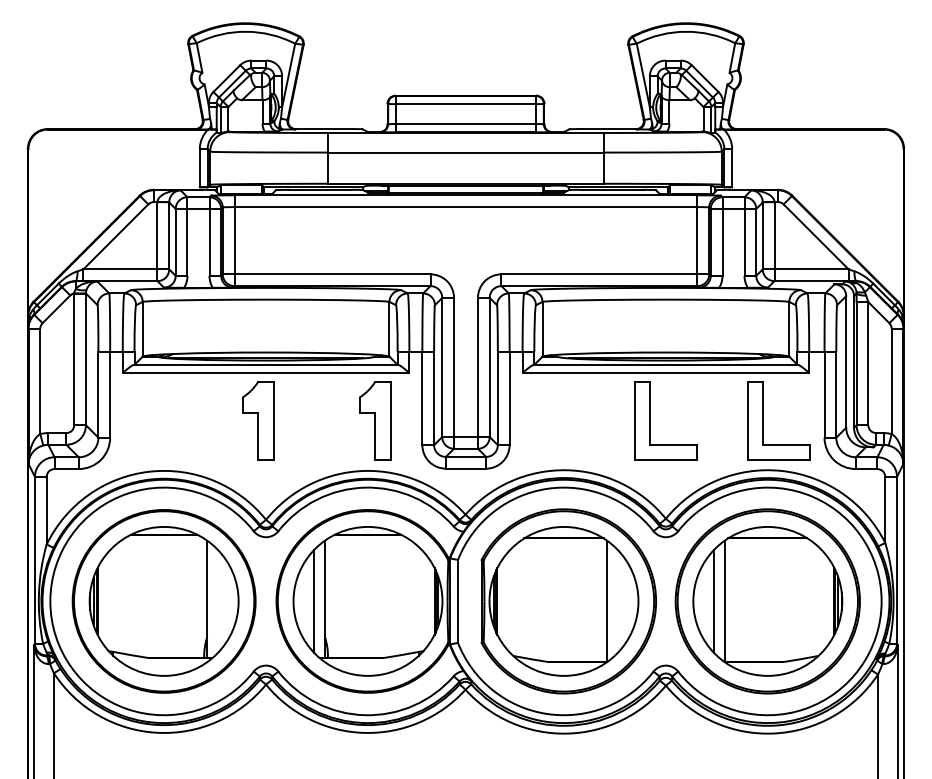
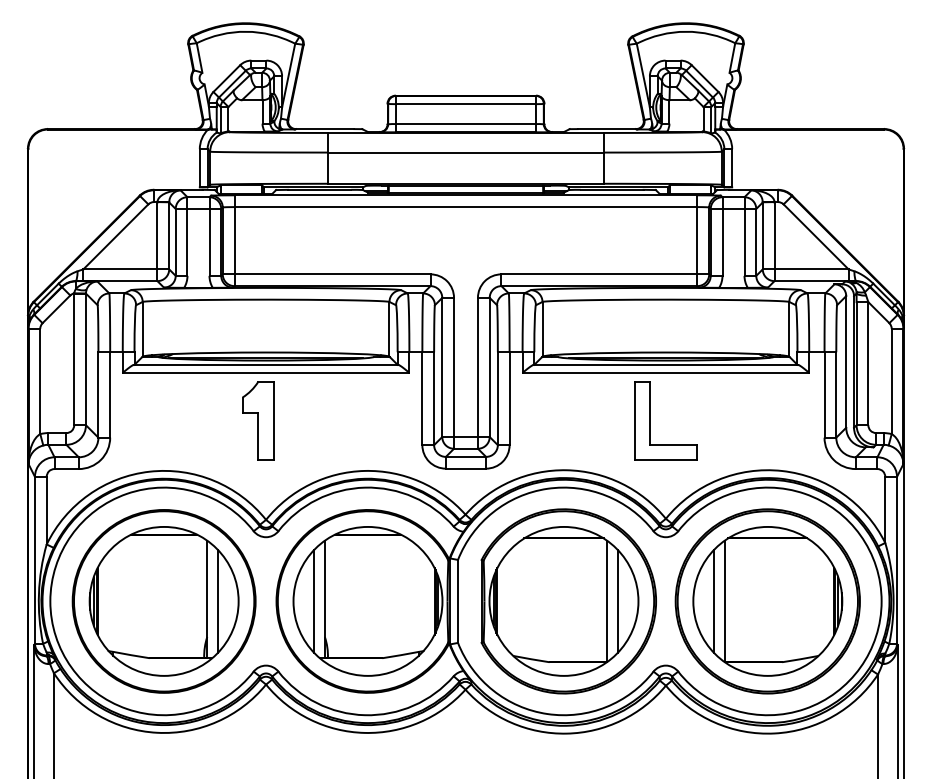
part: present -> none (375, 420)
part: present -> none (763, 420)
line: none -> present (217, 601)
line: none -> present (617, 601)
